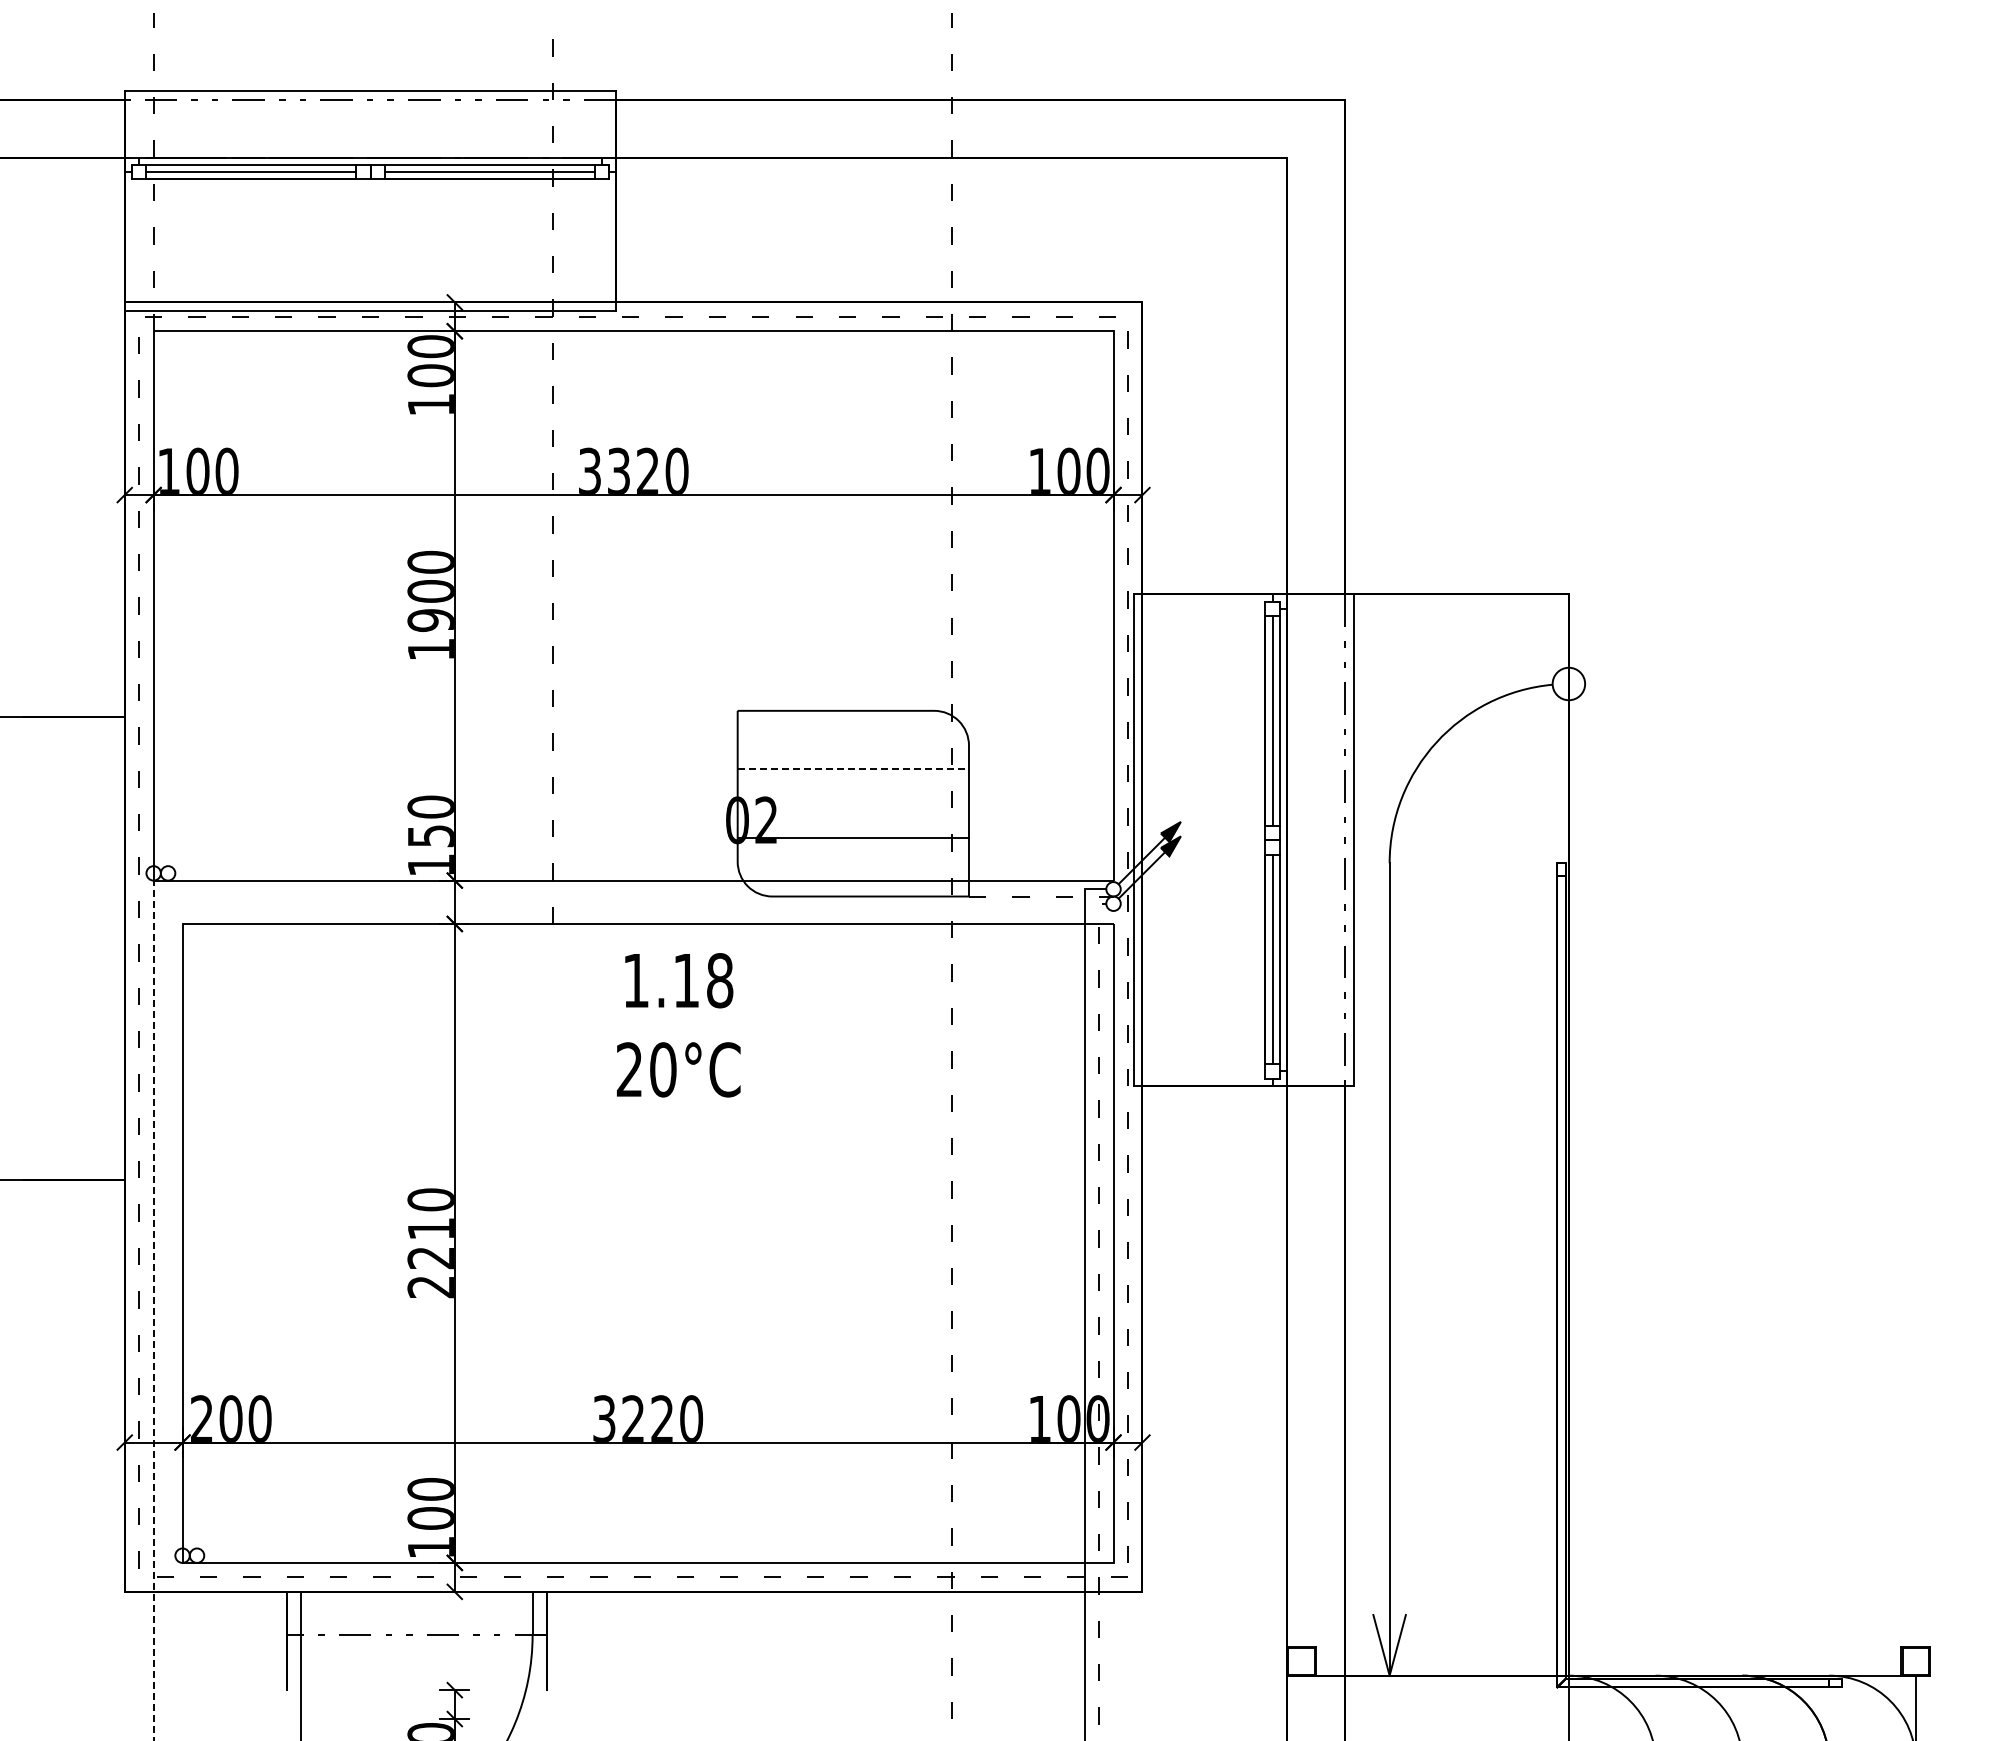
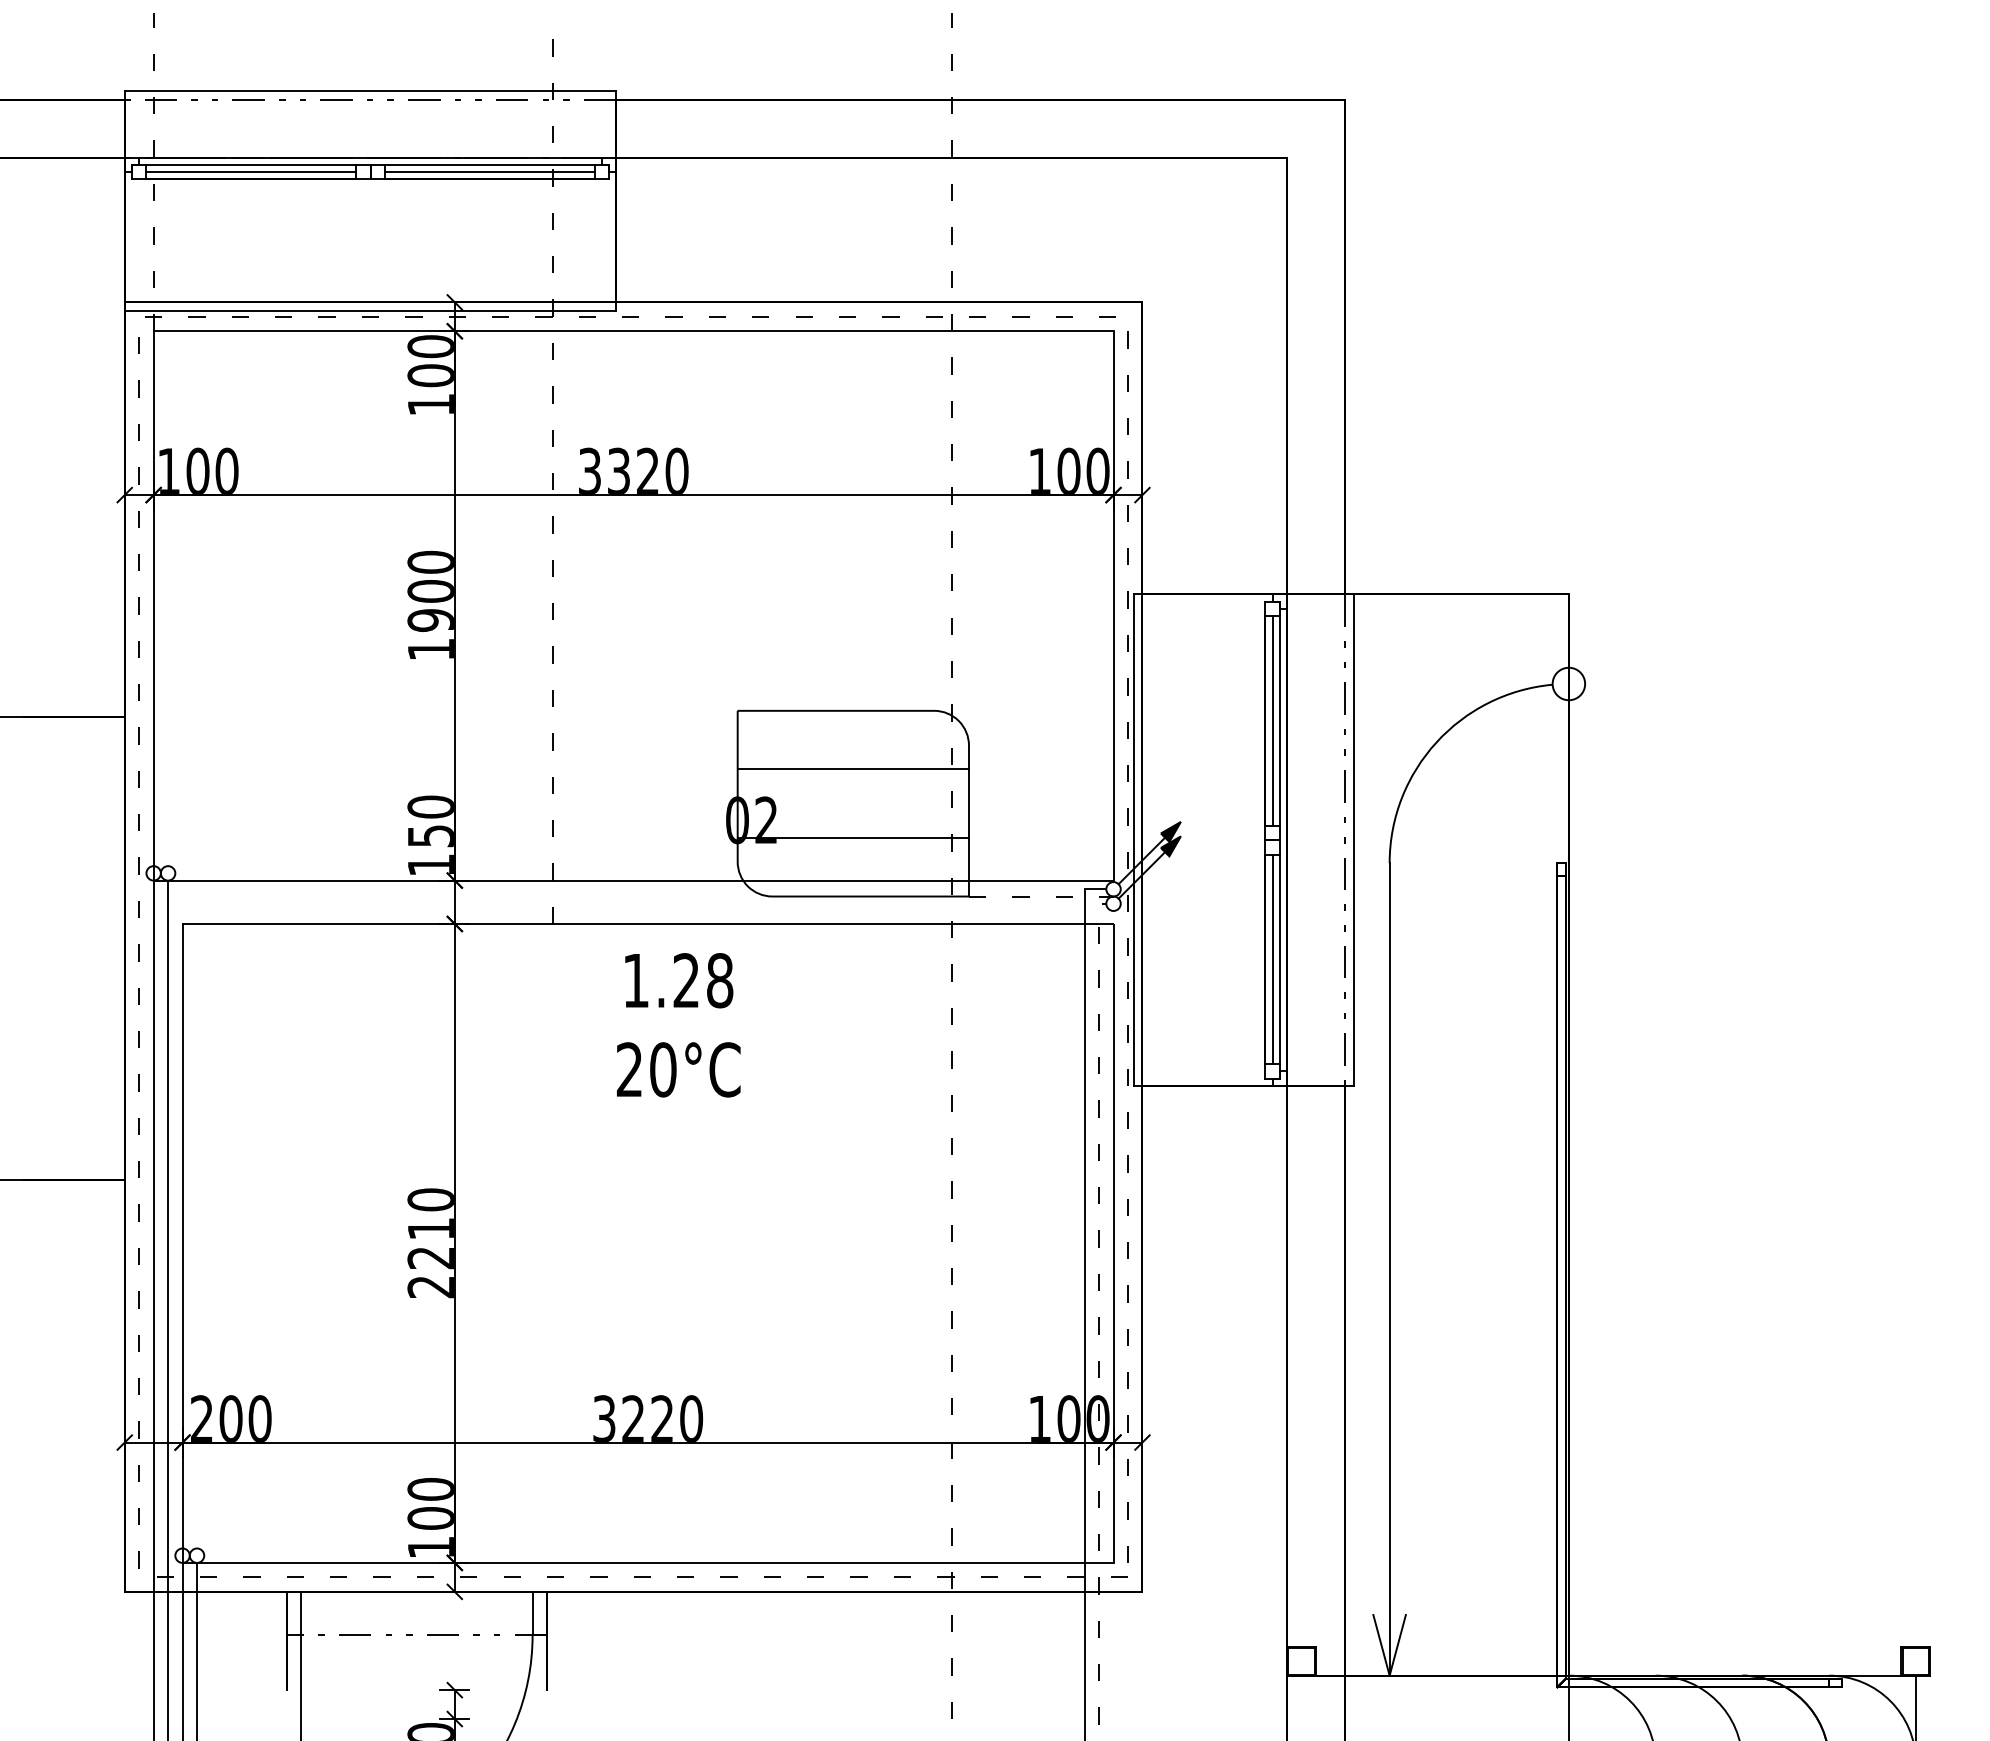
line: dashed -> solid (853, 769)
text: 1.18 -> 1.28 (685, 980)
line: none -> present (168, 1308)
line: dashed -> solid (153, 1310)
line: none -> present (182, 1649)
line: none -> present (197, 1649)
